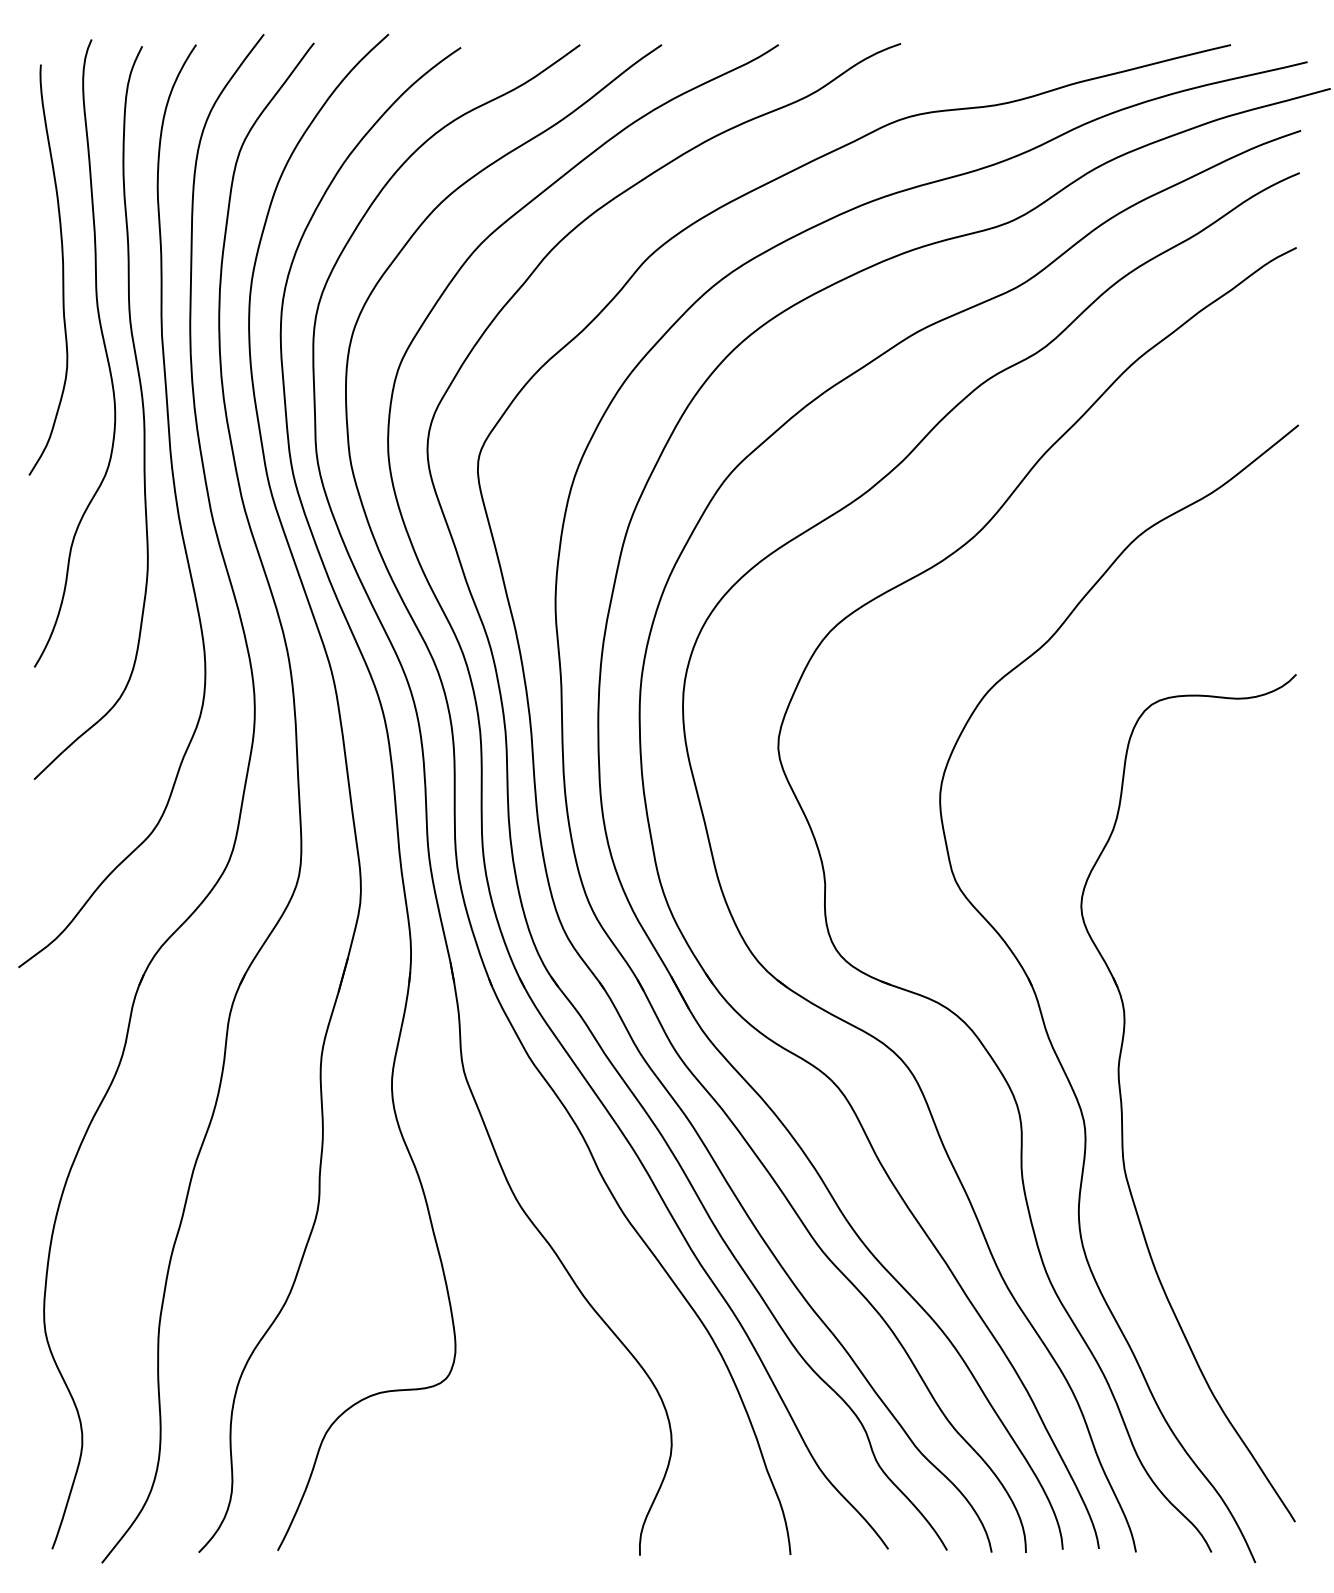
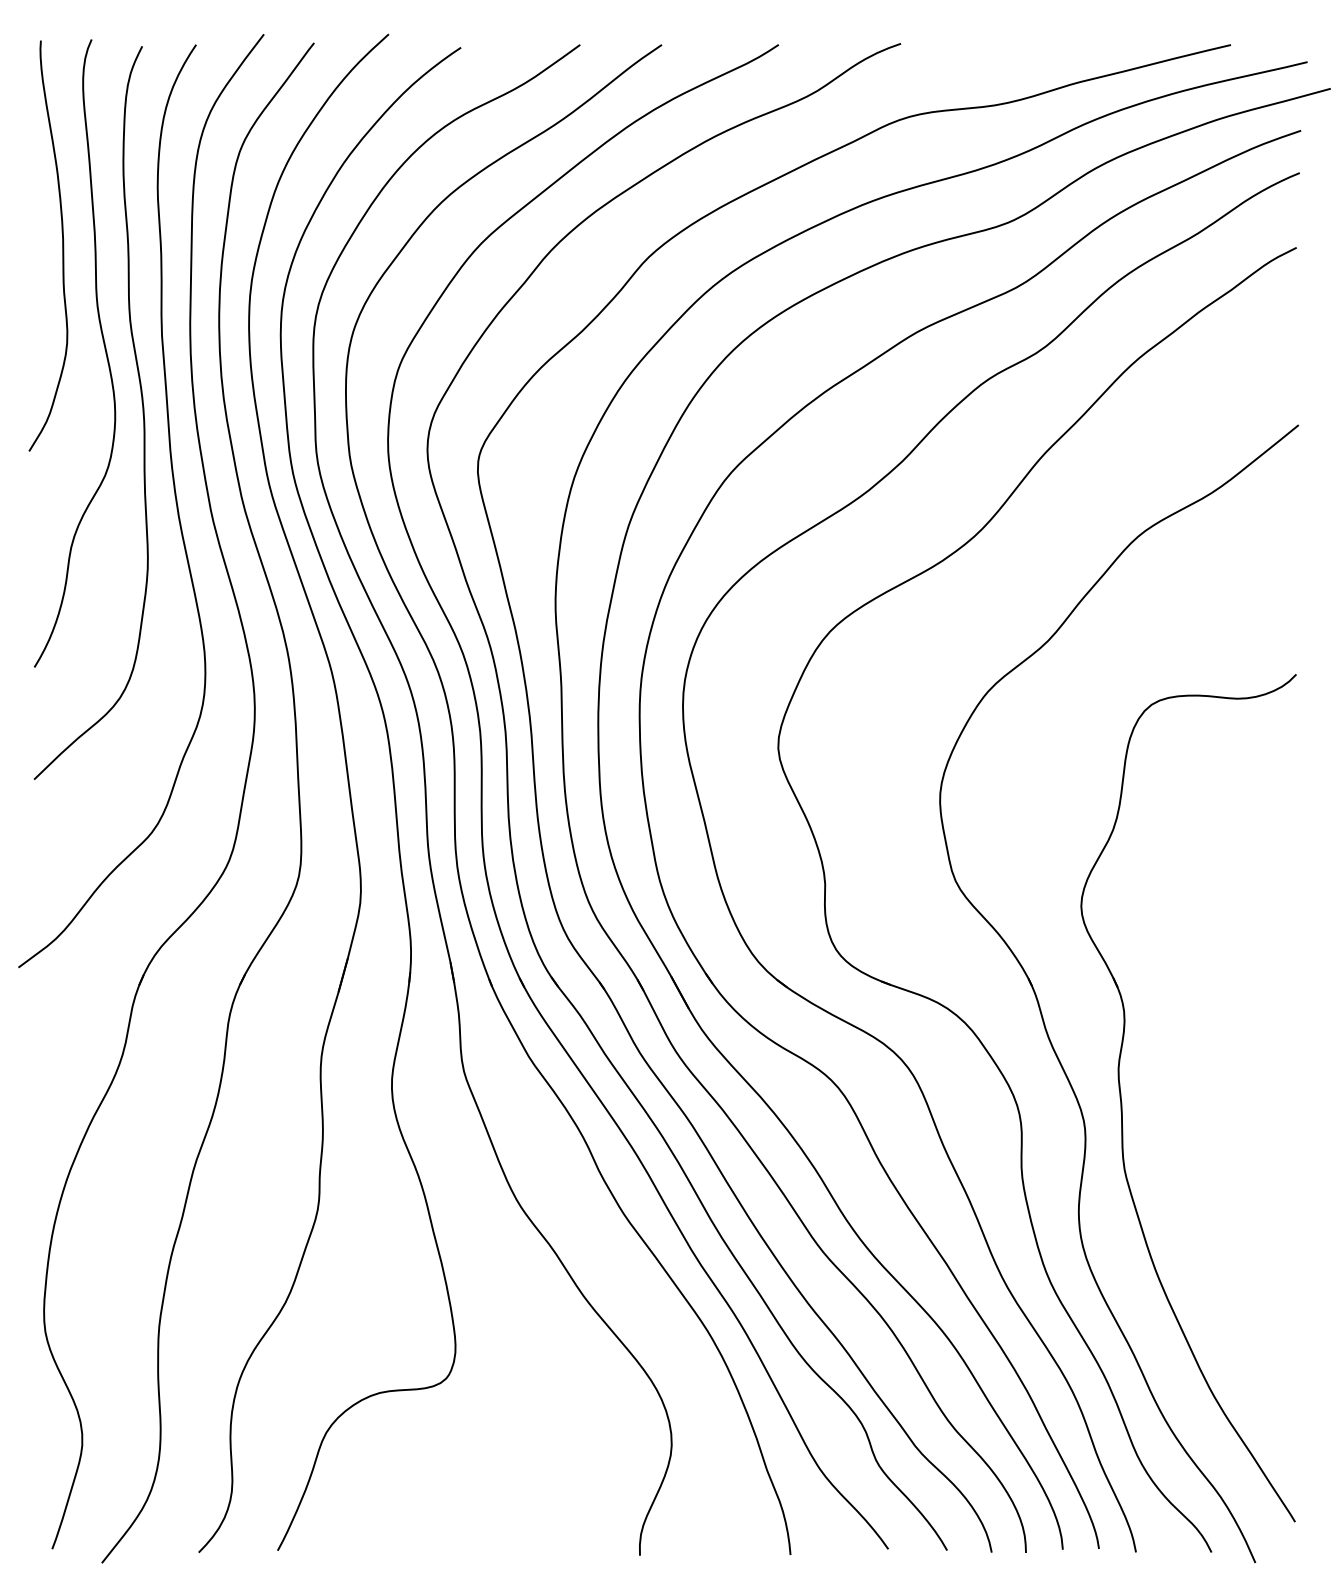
curve position: (62, 269) -> (62, 245) (62, 245)
